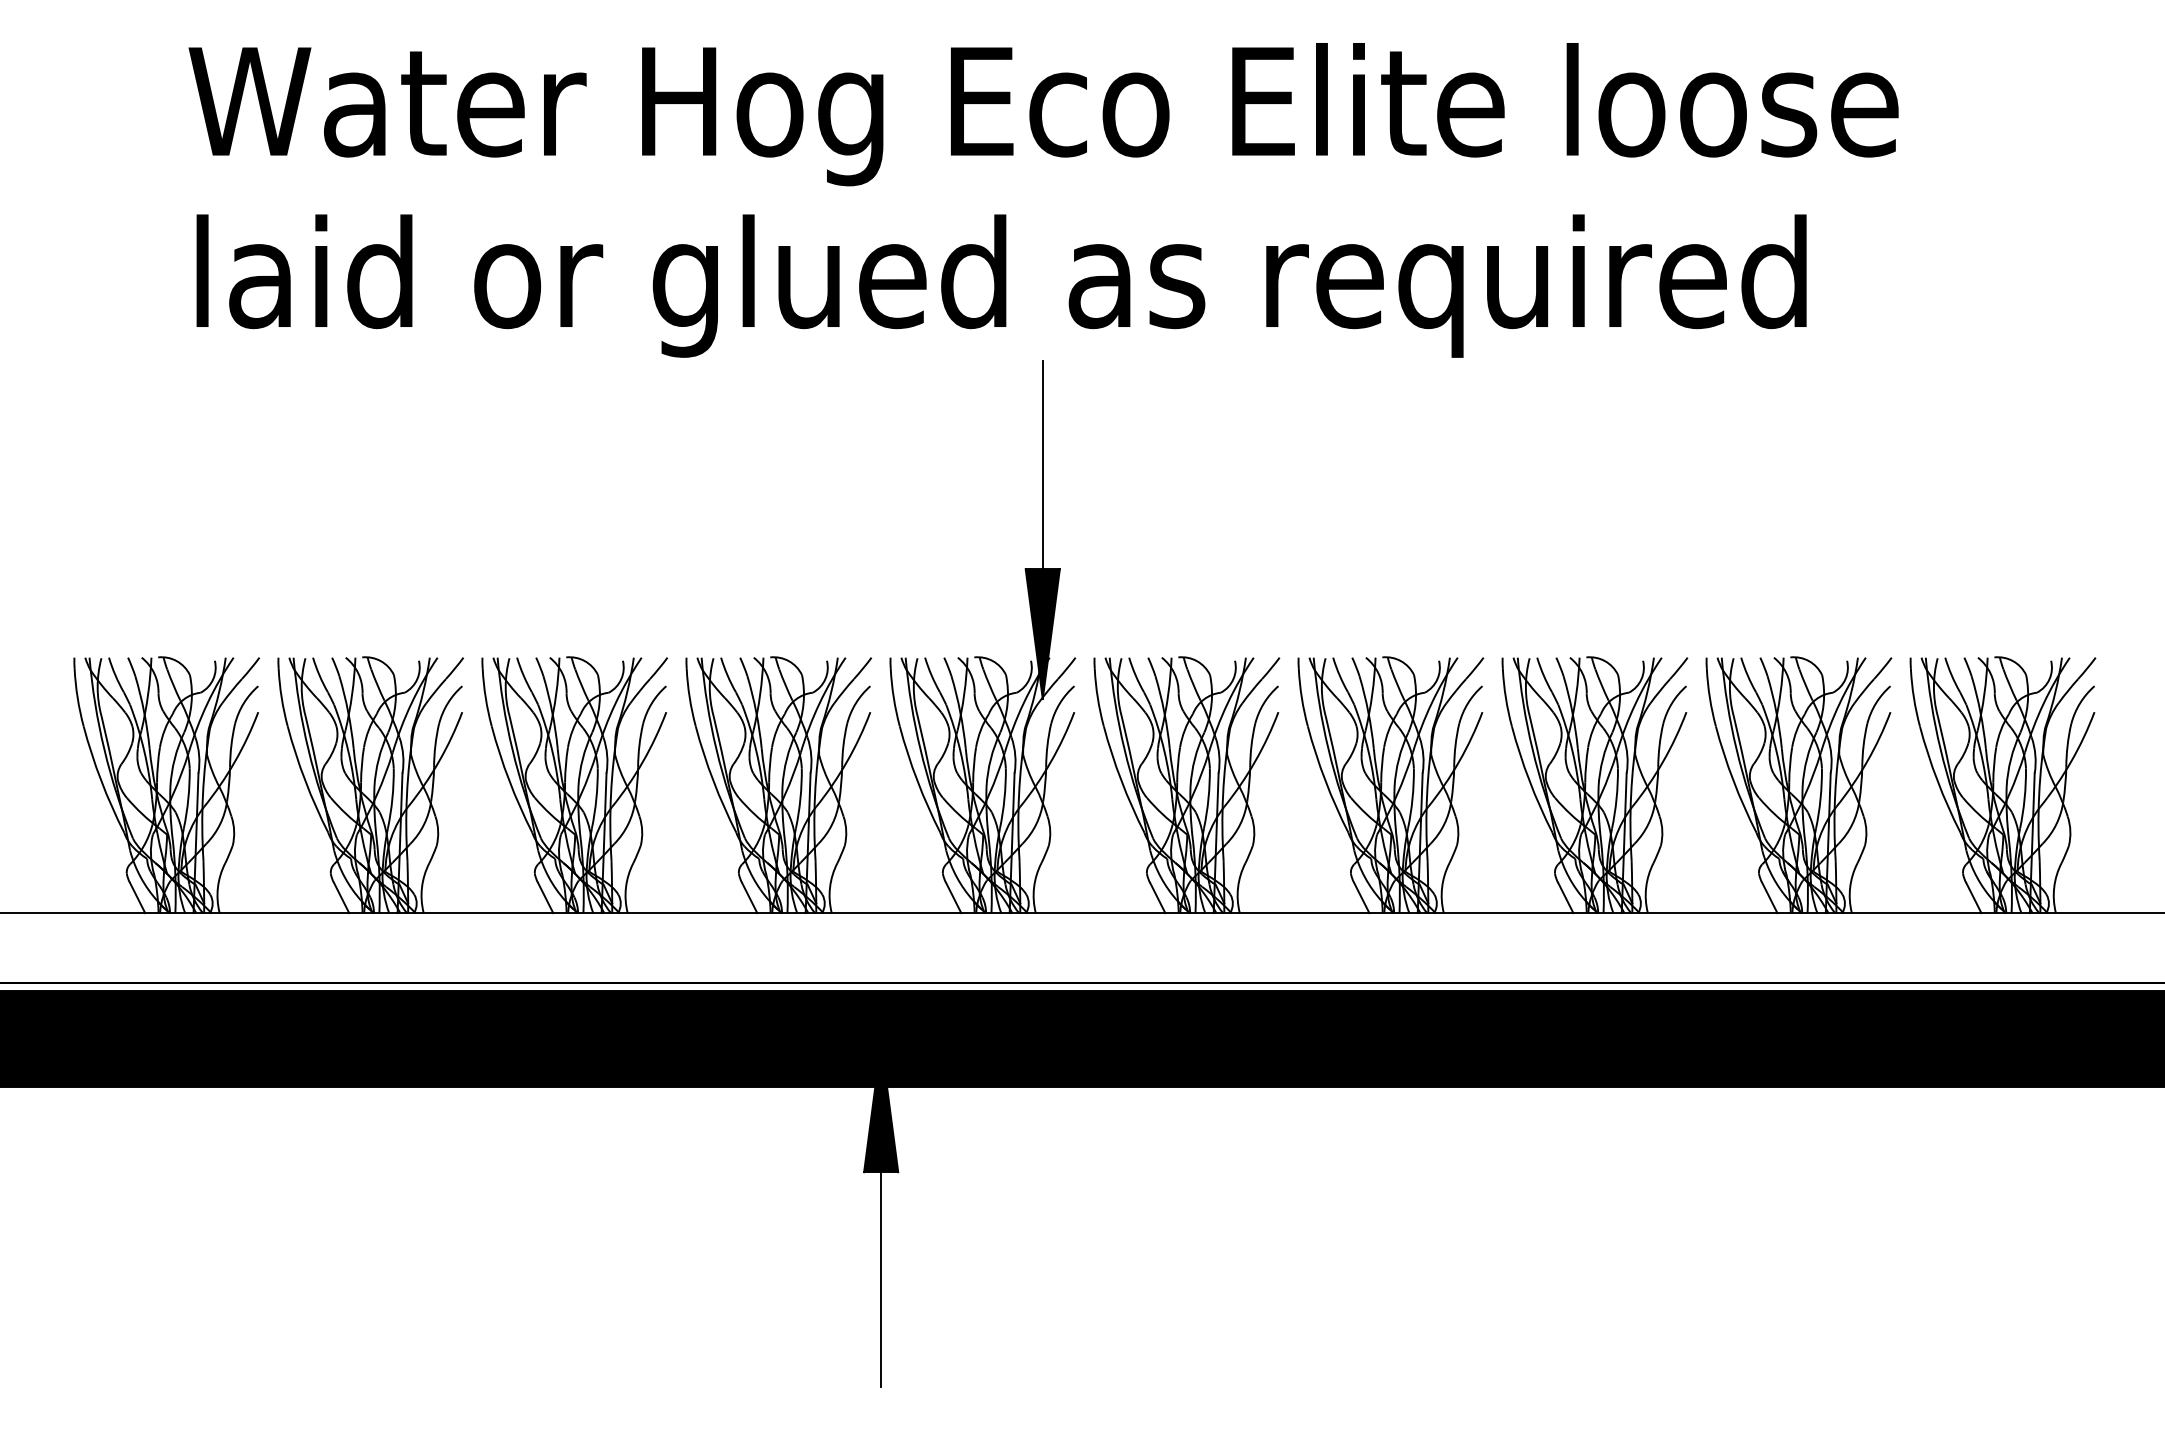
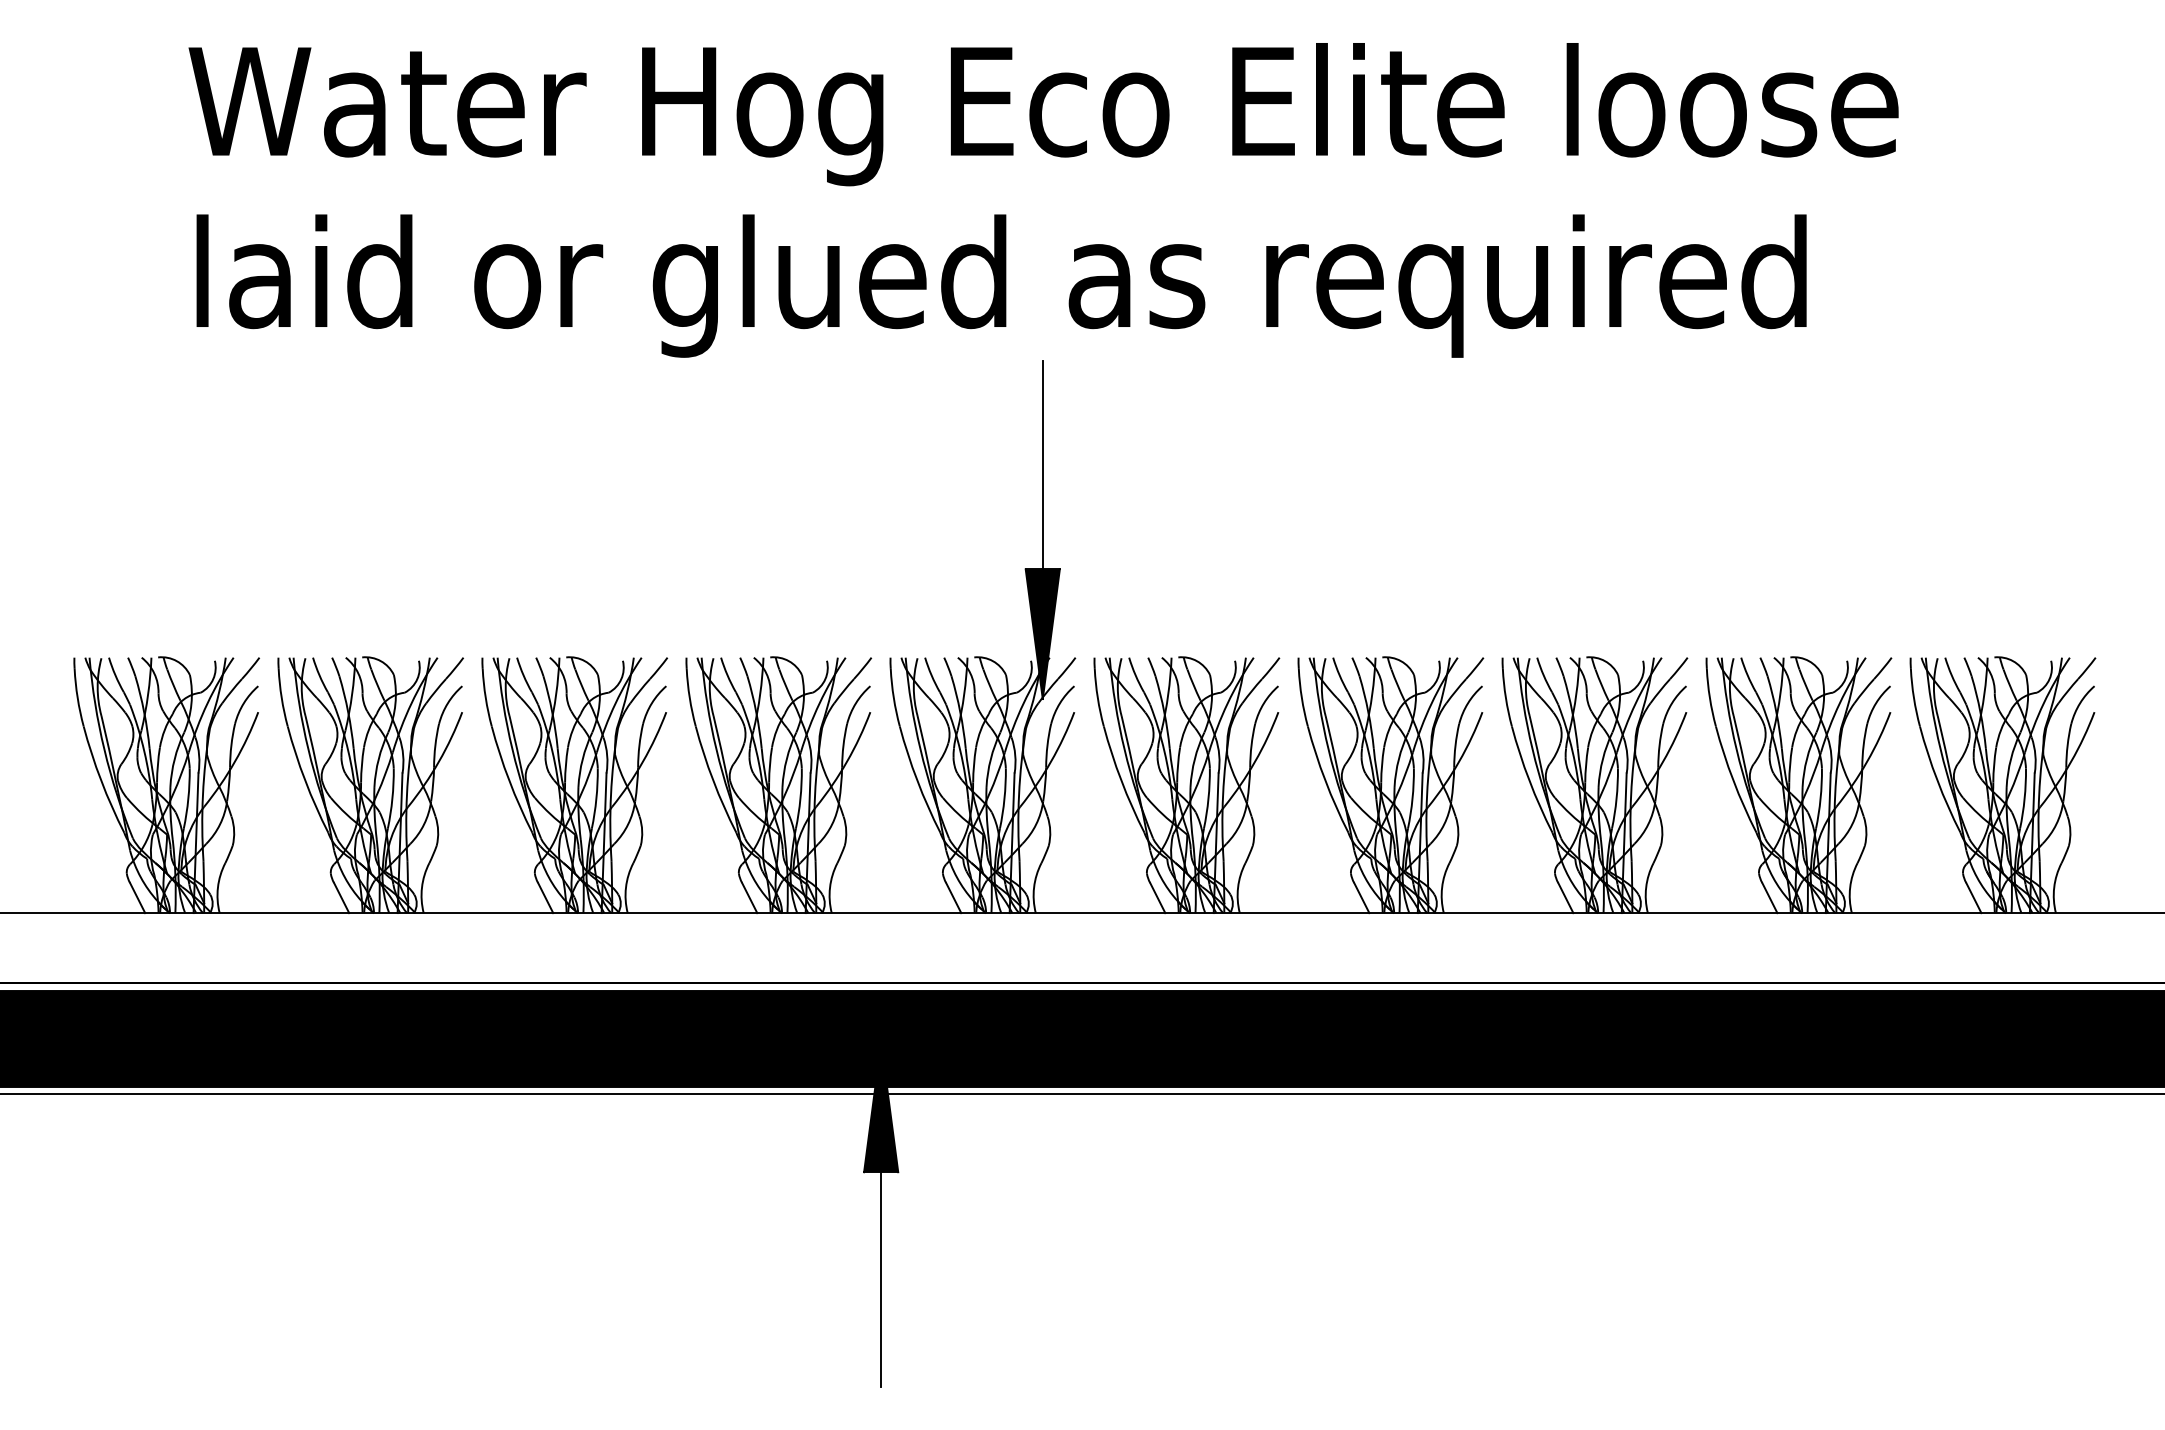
line: none -> present (1081, 1094)
